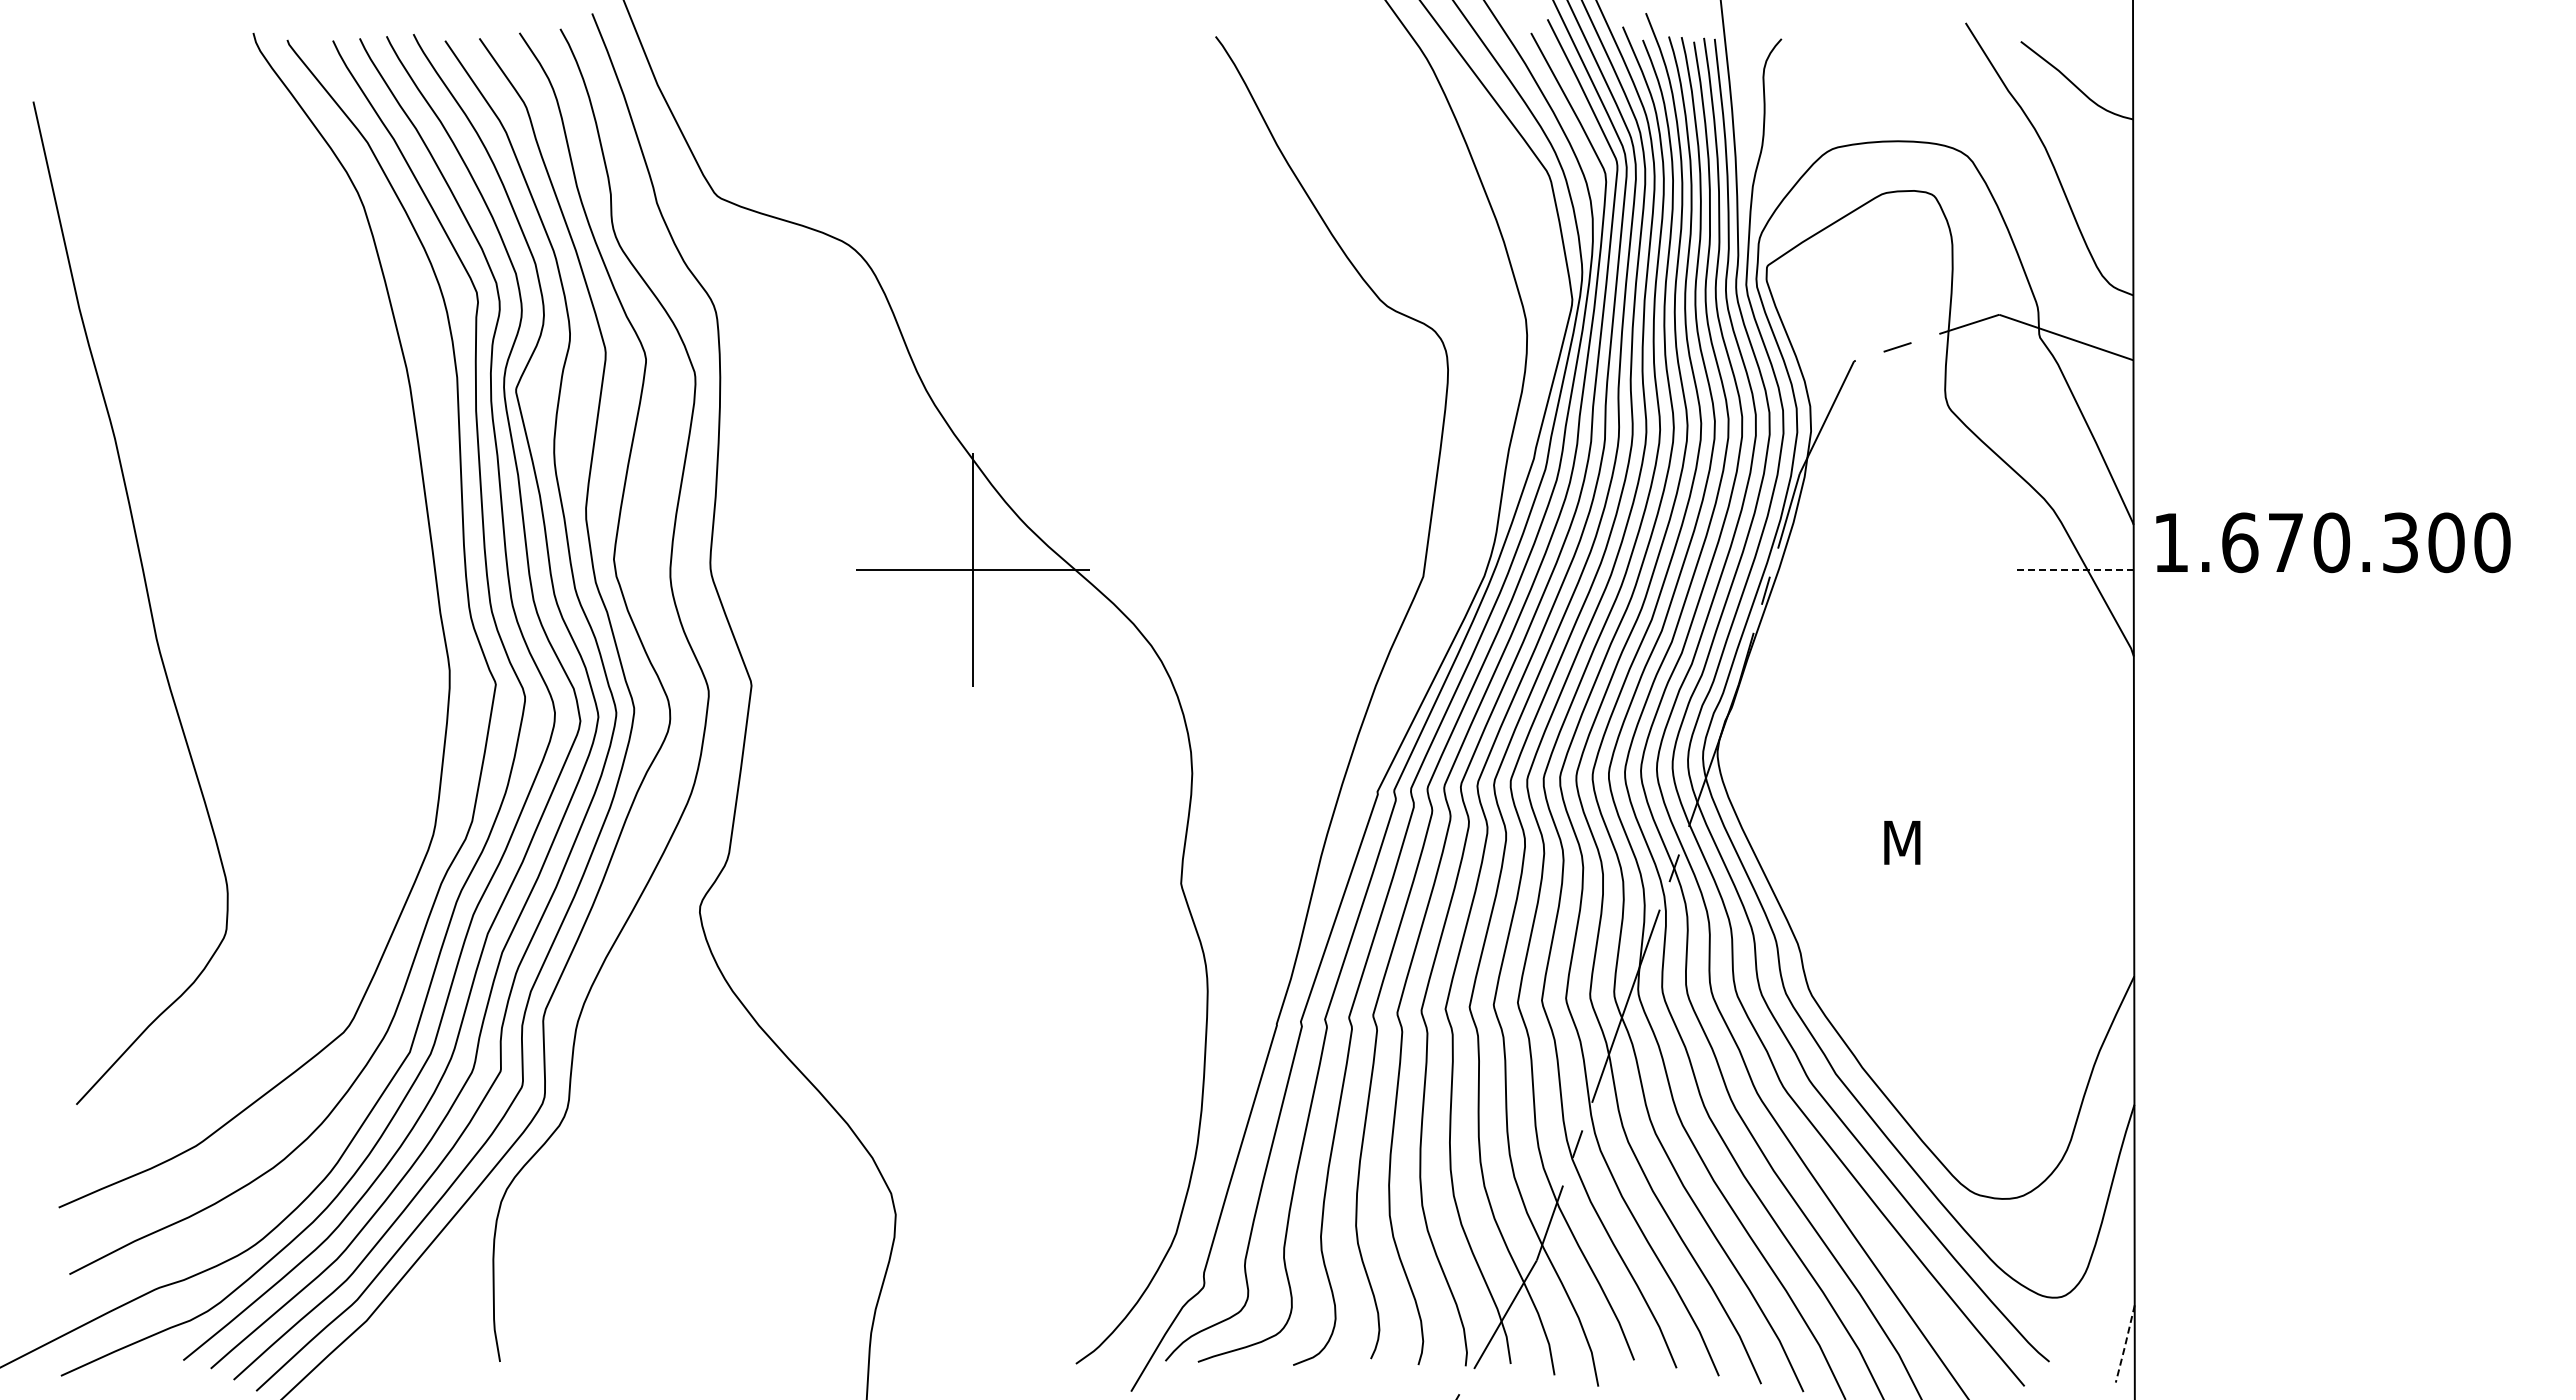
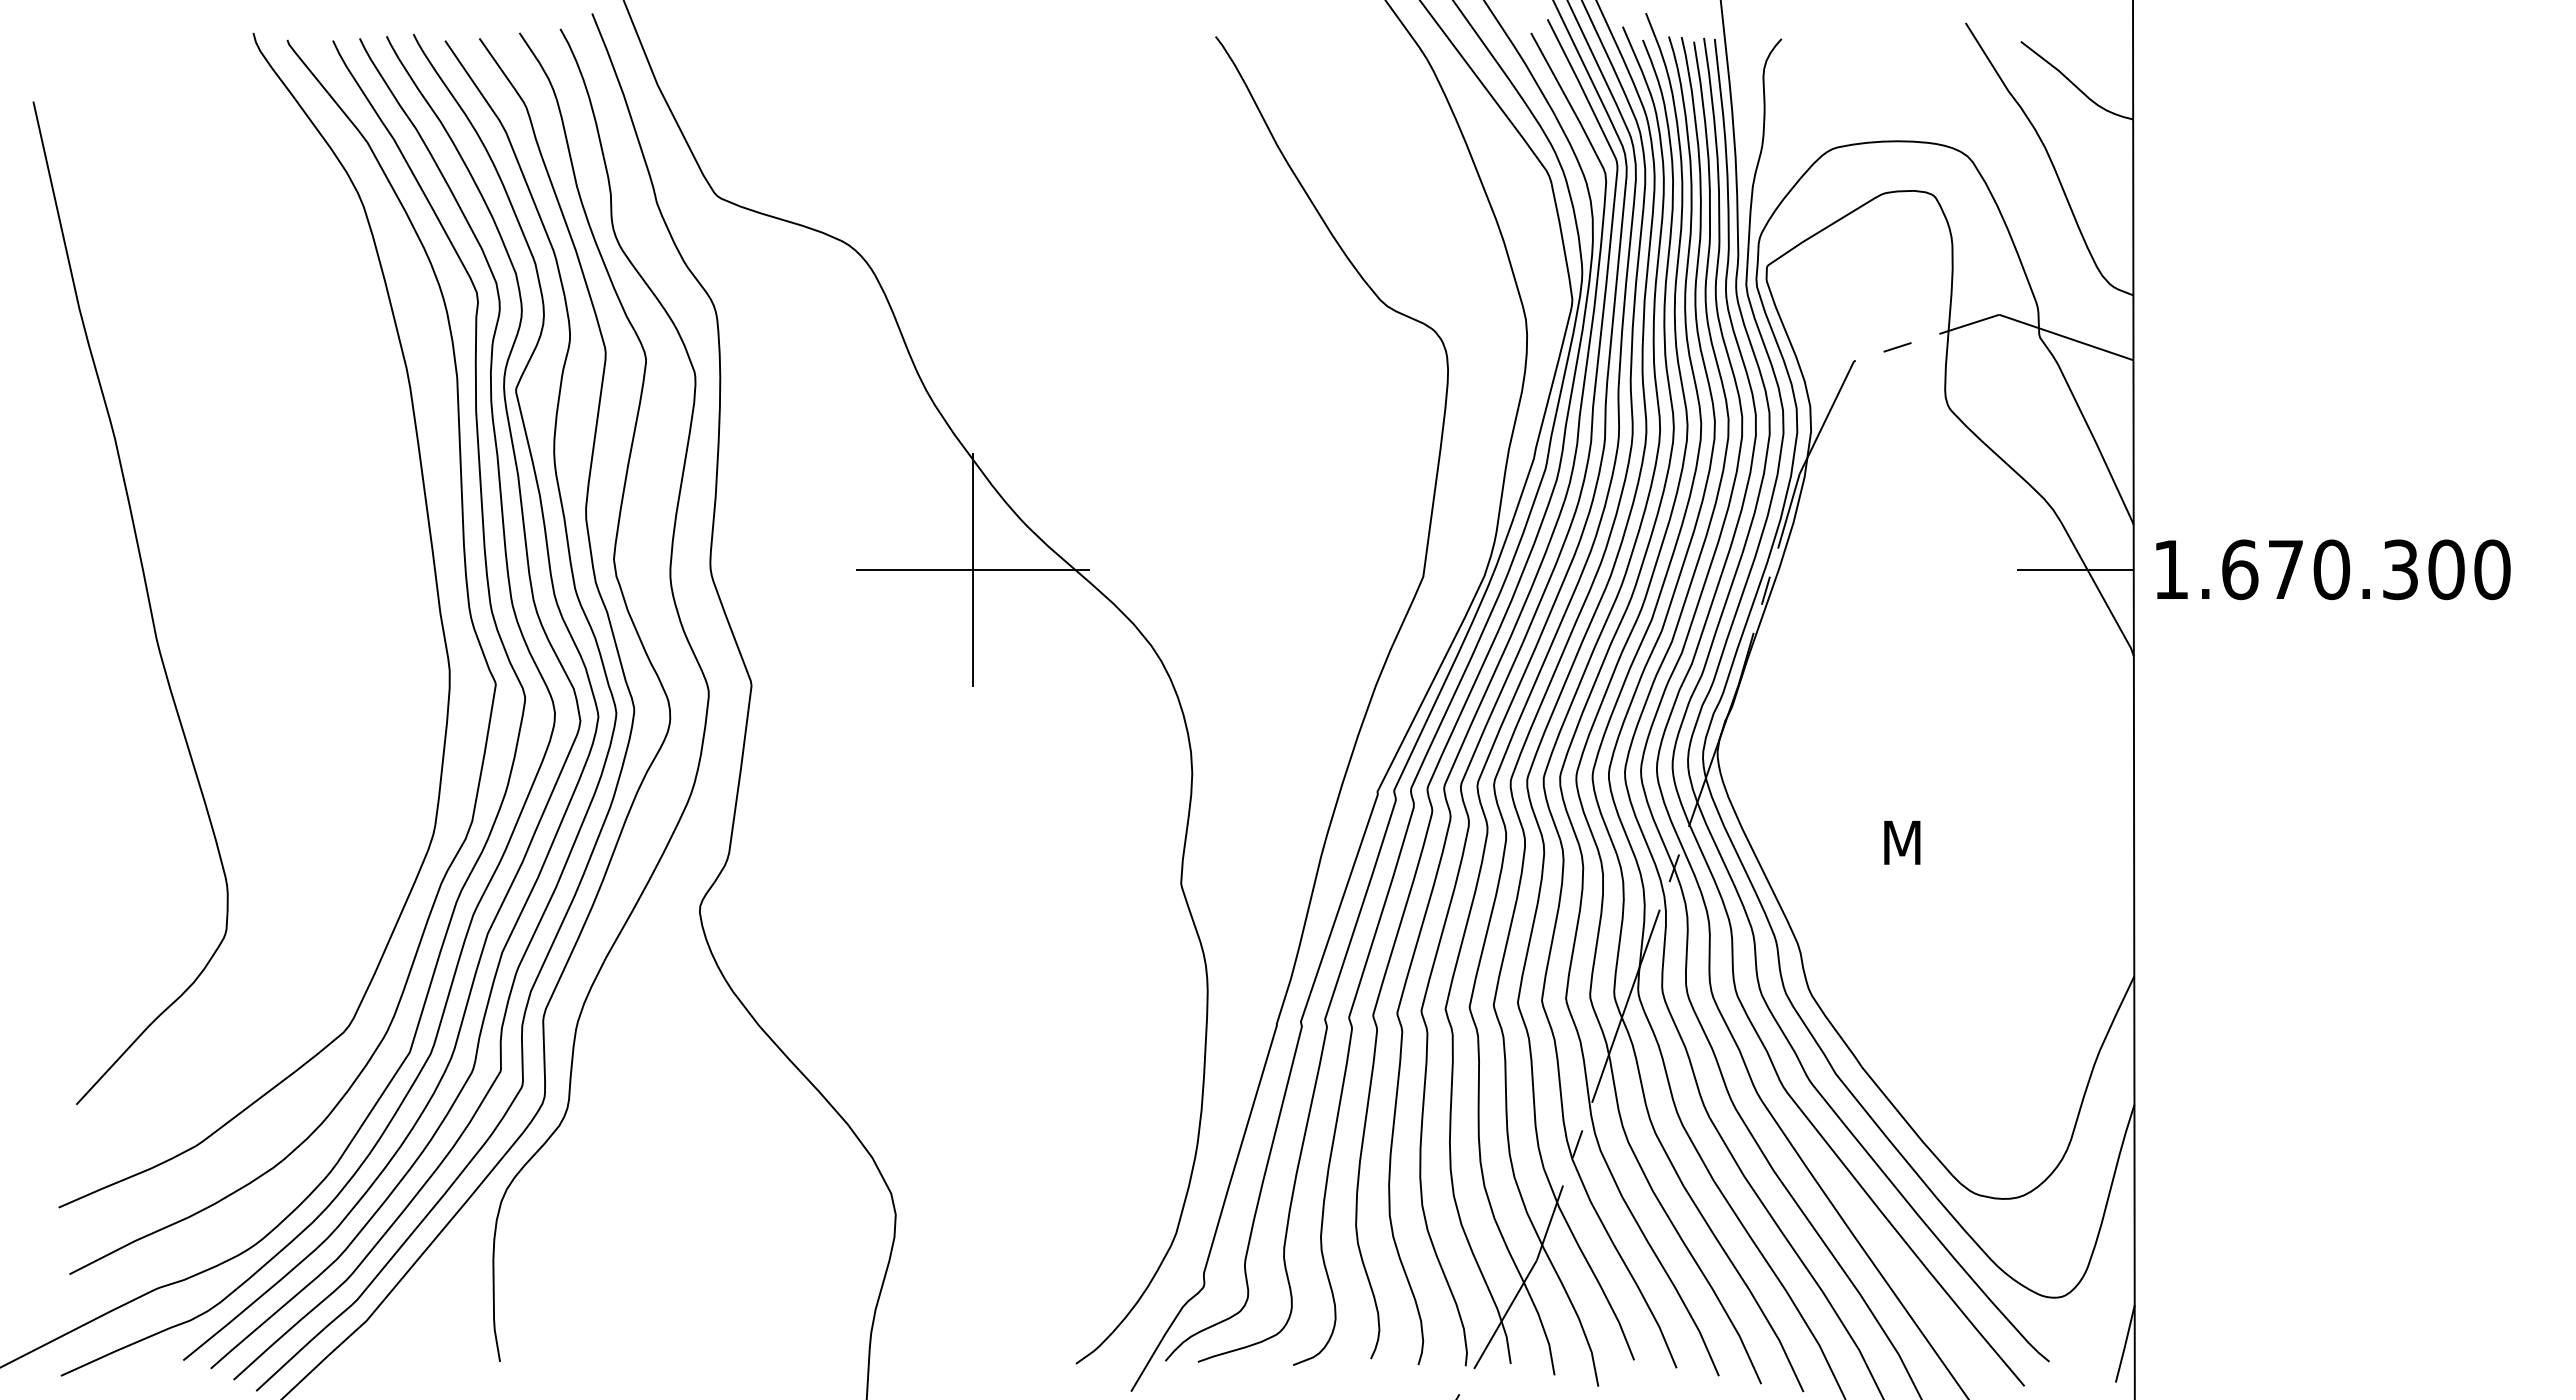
text position: (2333, 542) -> (2333, 569) (2333, 569)
line: dashed -> solid (2074, 569)
line: dashed -> solid (2125, 1344)
